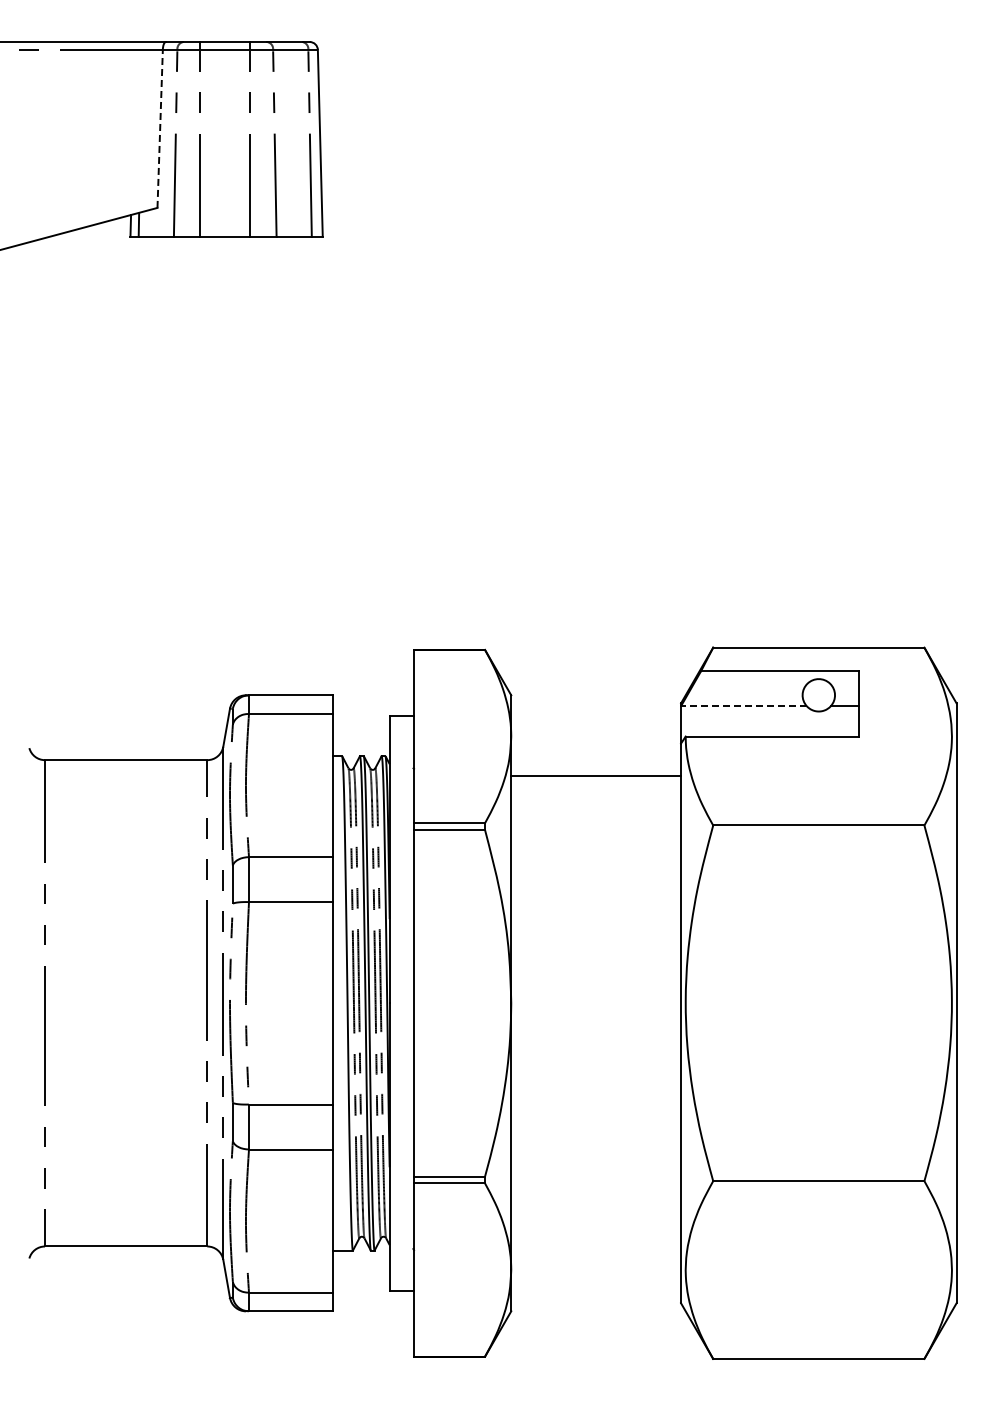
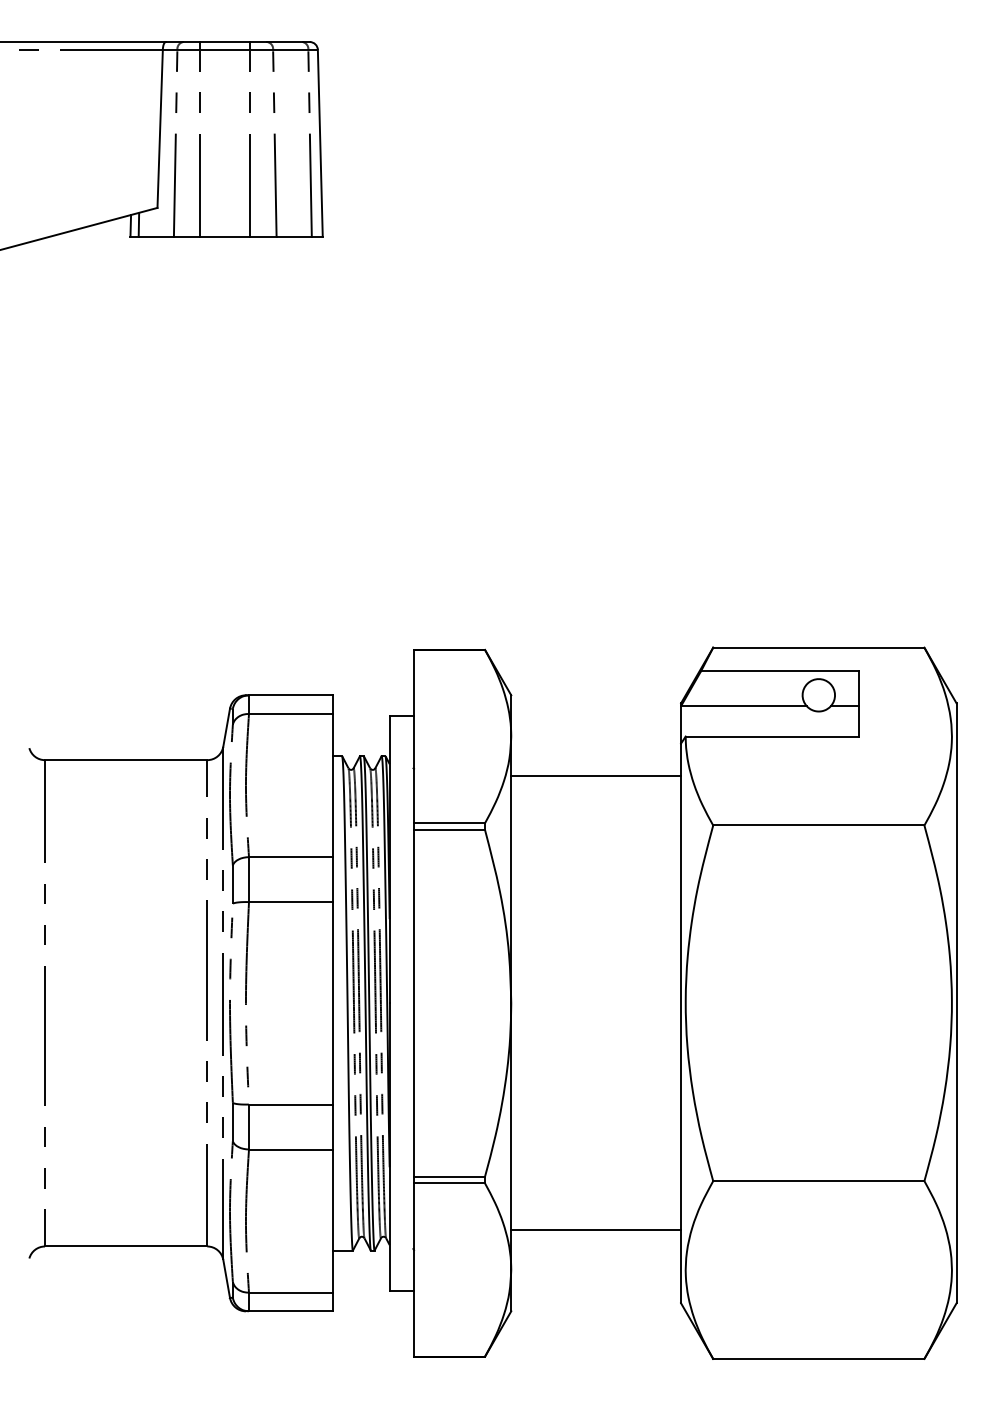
line: dashed -> solid (160, 129)
line: dashed -> solid (743, 706)
line: none -> present (596, 1230)
